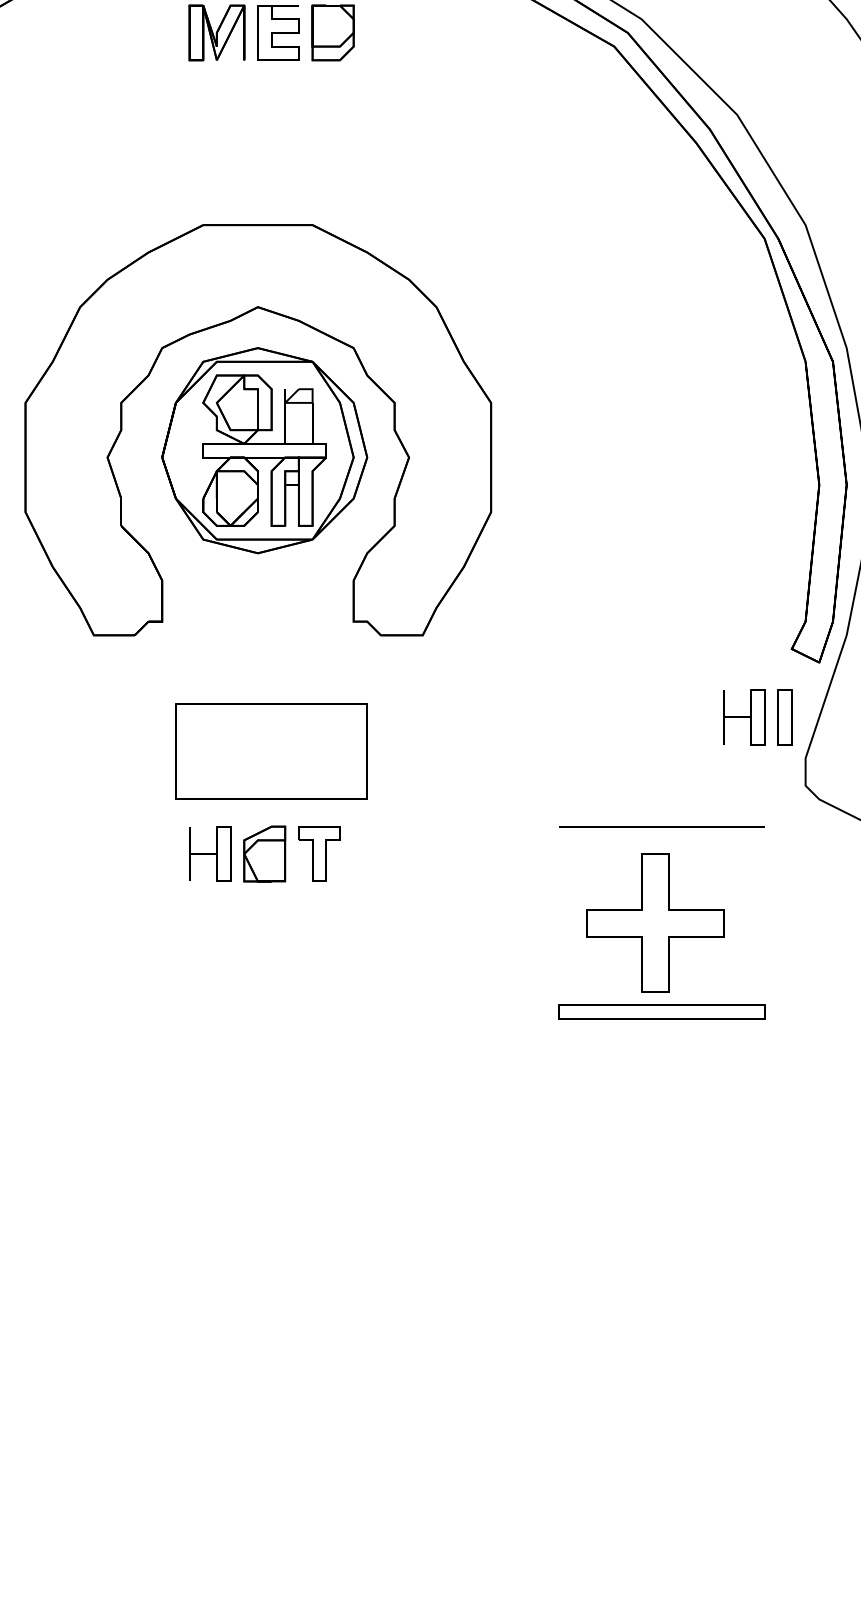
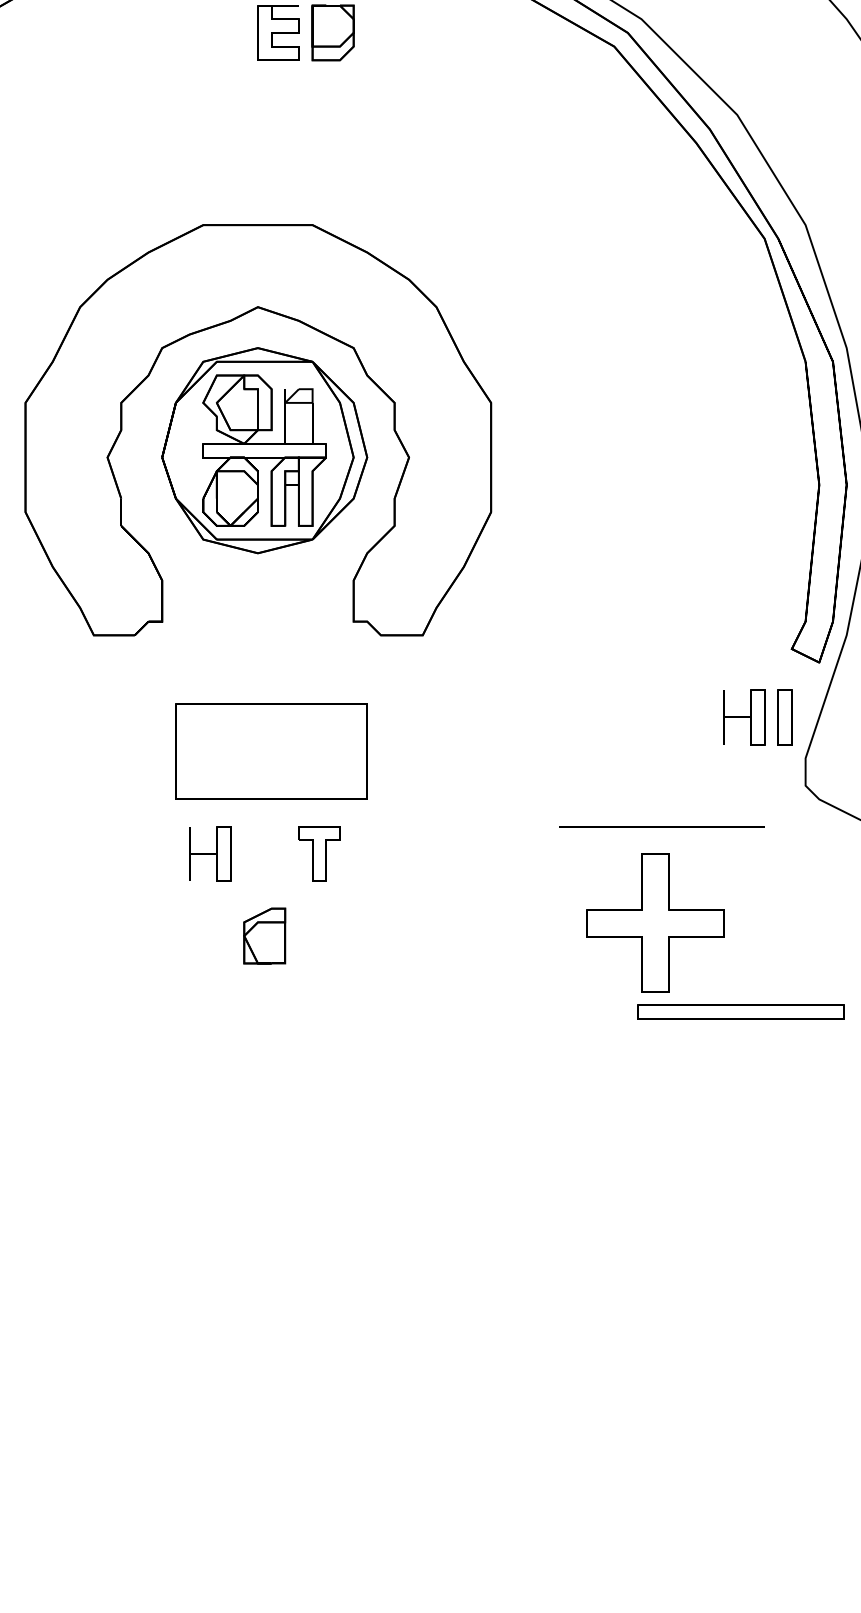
part: present -> none (216, 32)
part position: (264, 853) -> (264, 935) (264, 935)
part position: (661, 1011) -> (740, 1011) (740, 1011)
